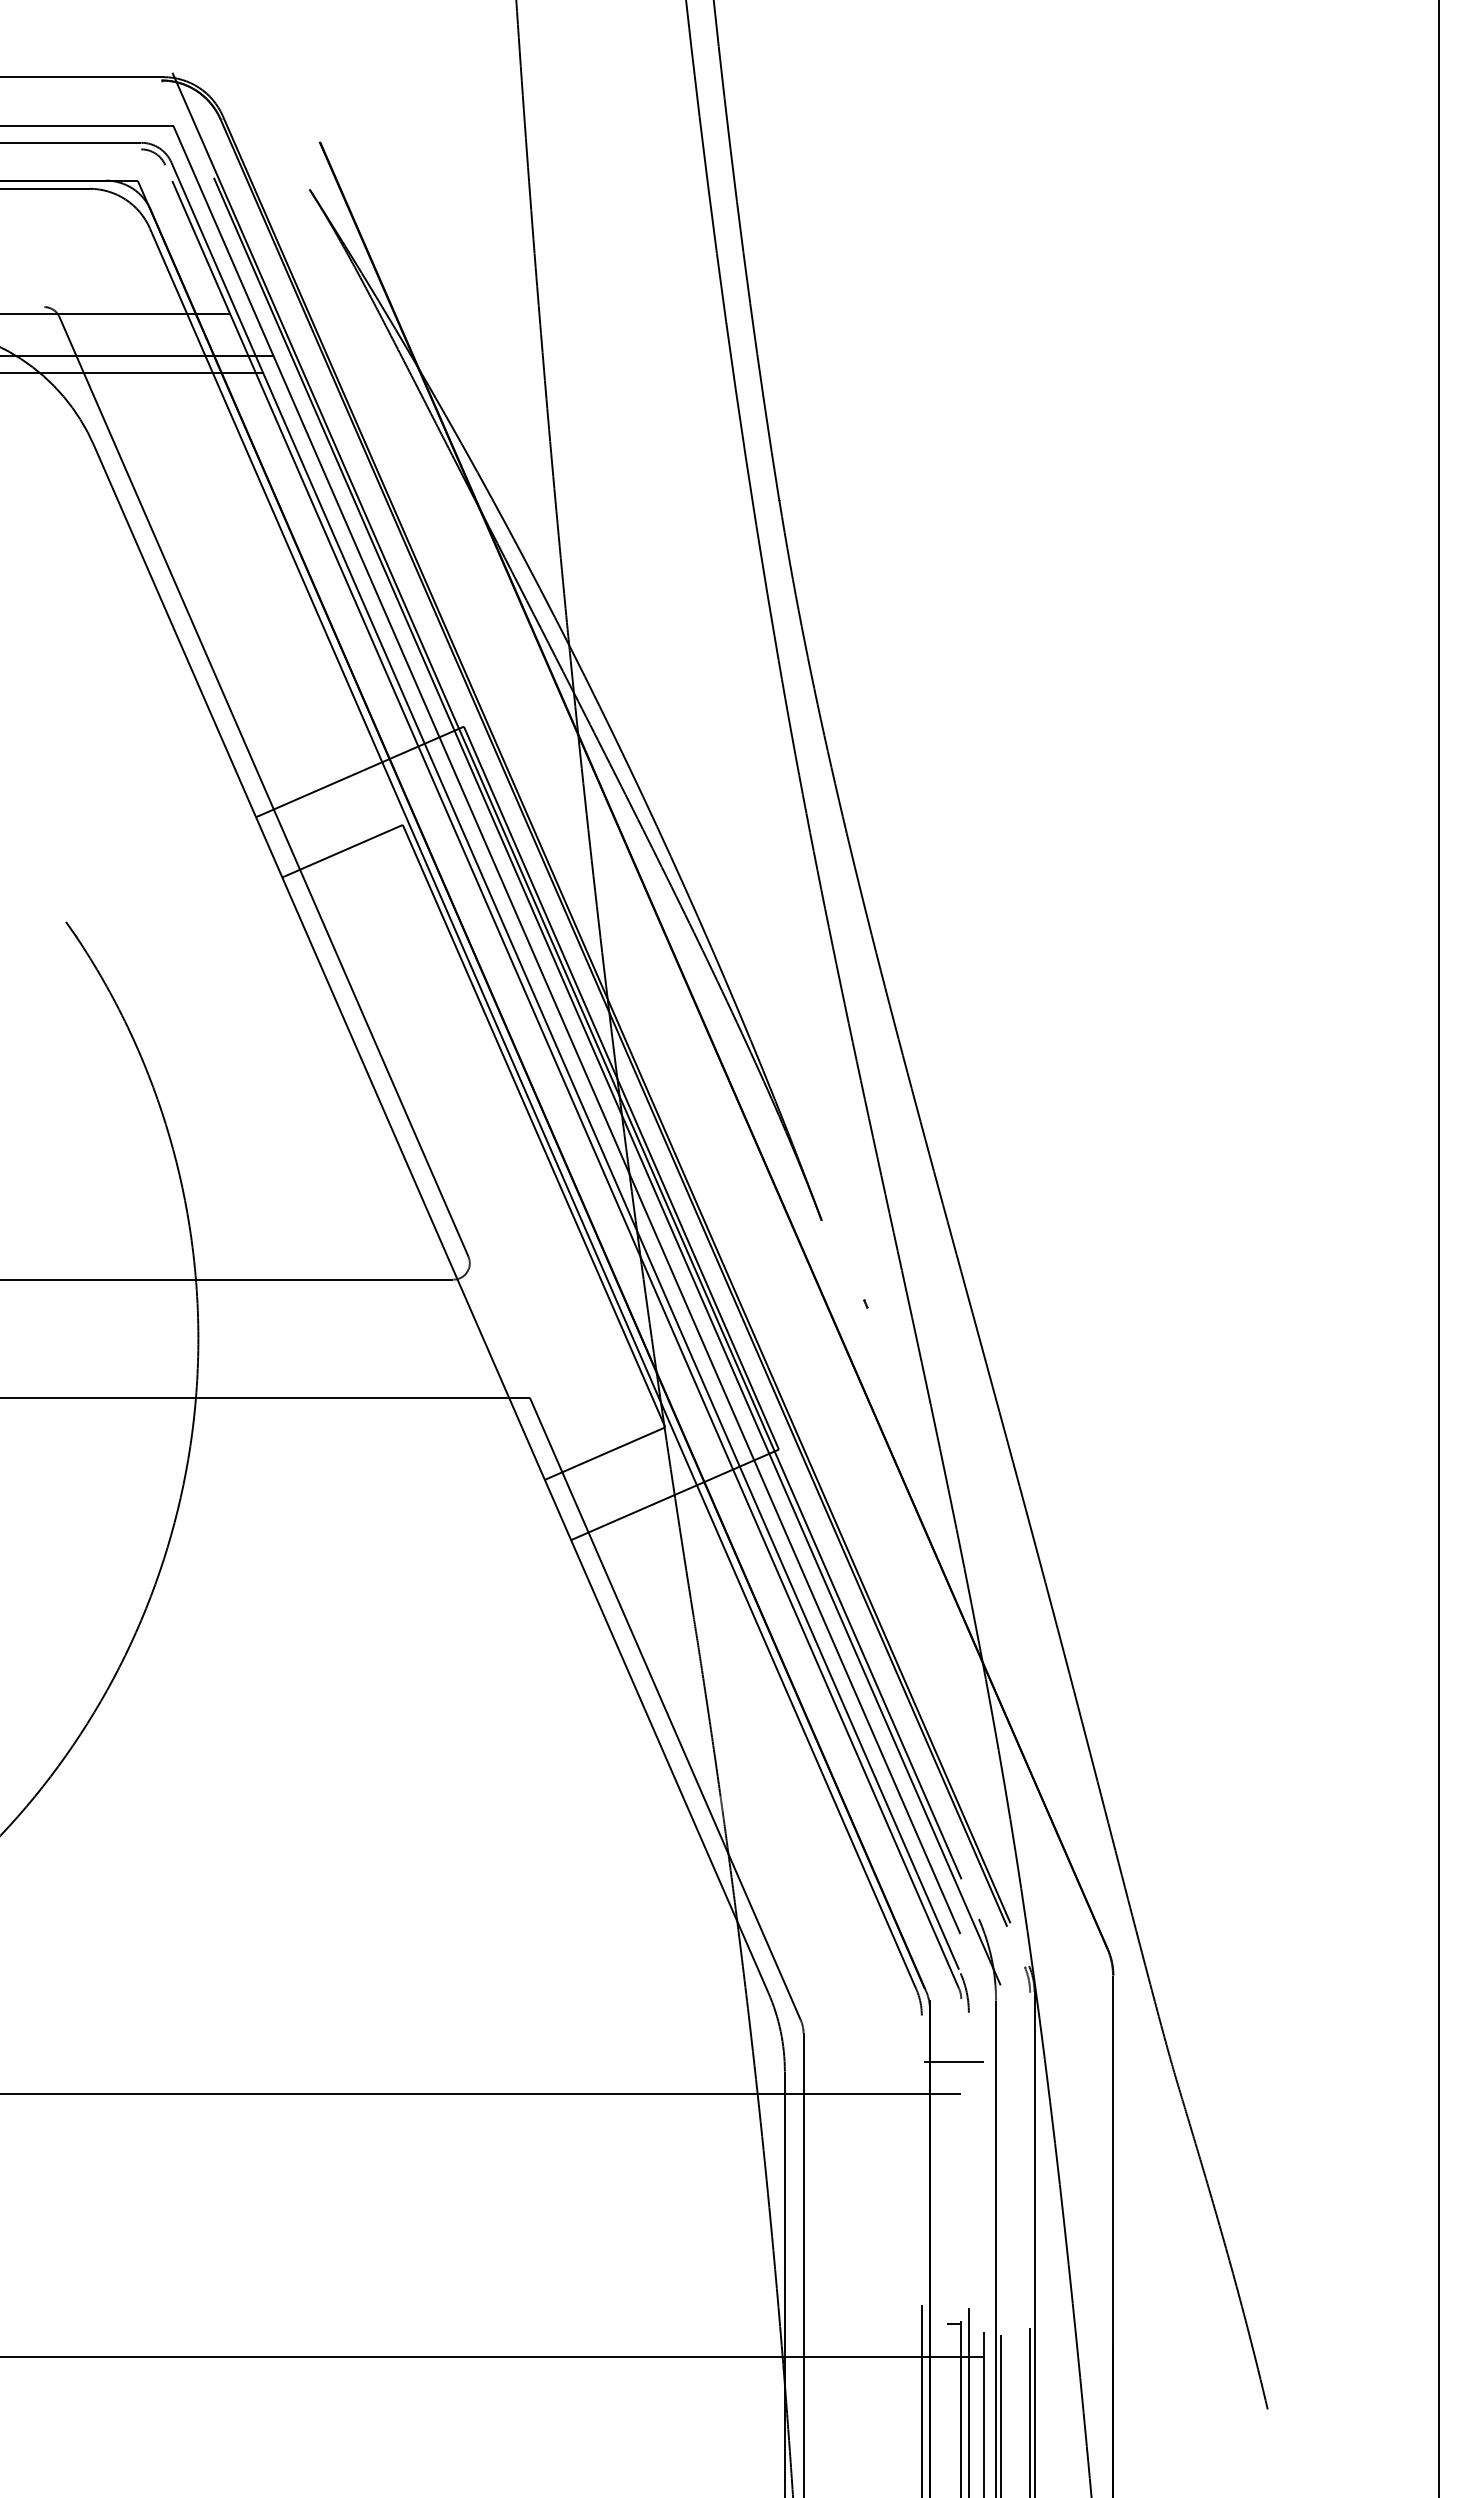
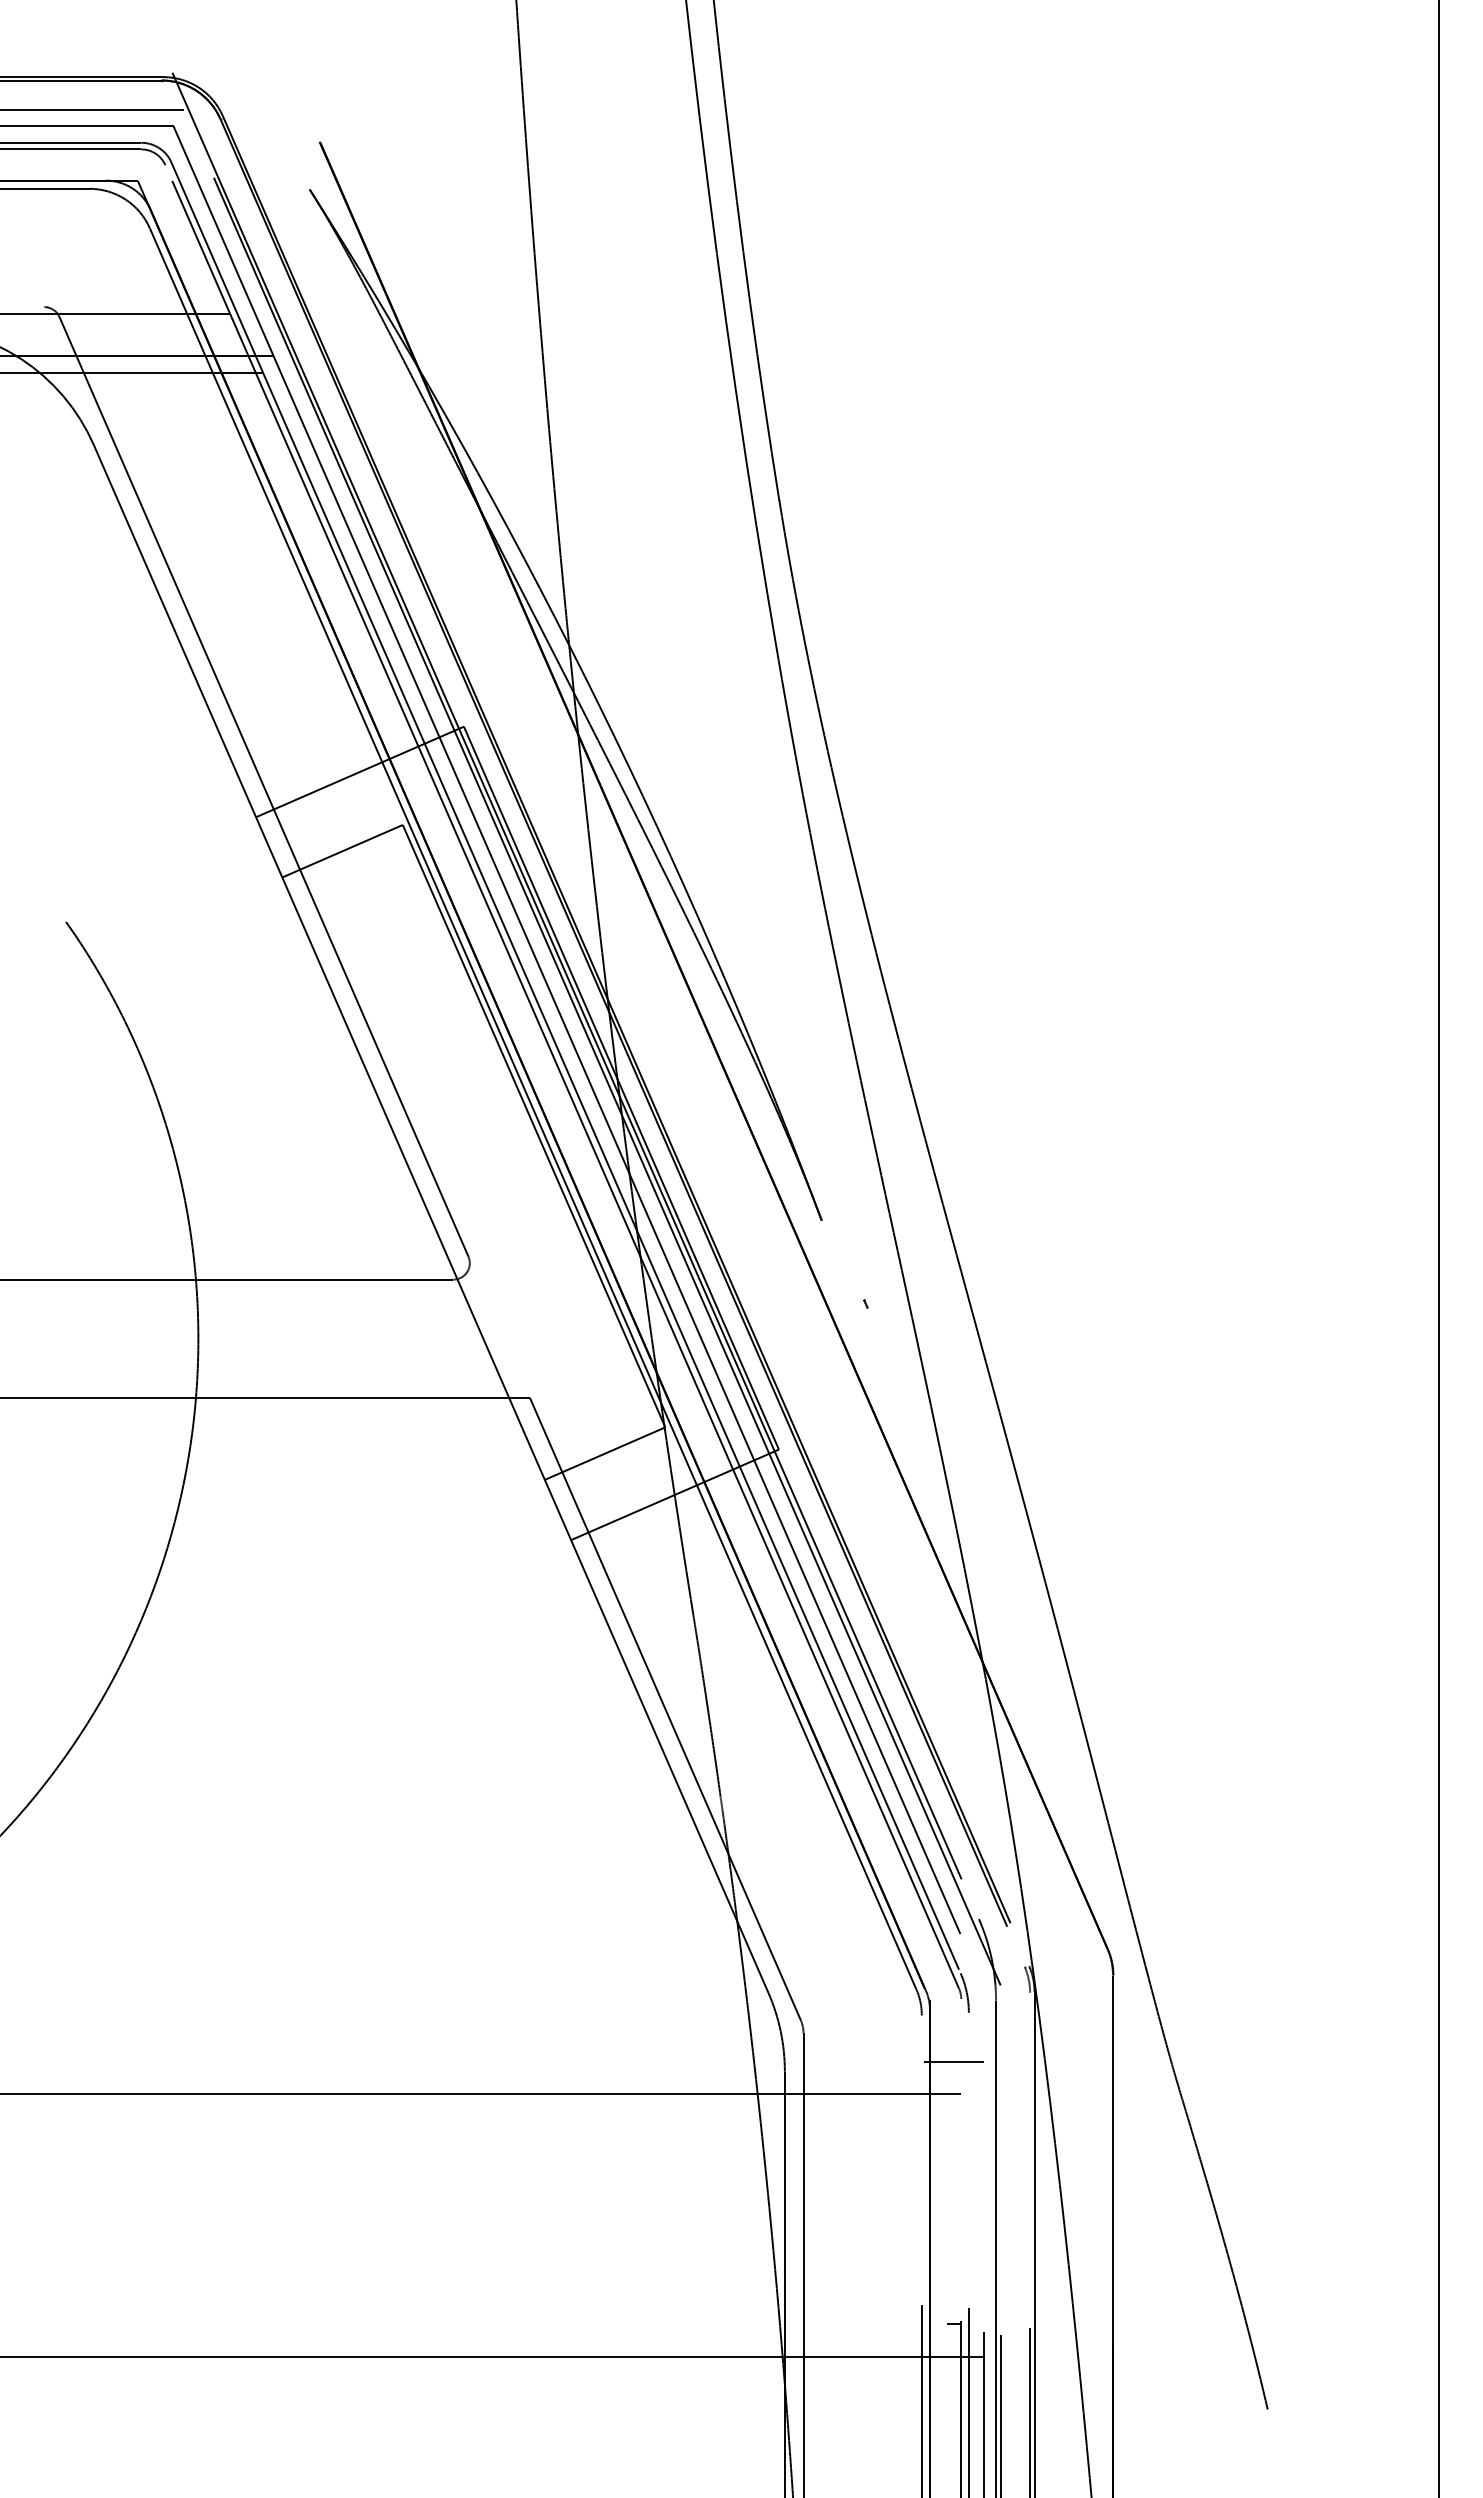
line: none -> present (81, 80)
line: none -> present (93, 109)
line: none -> present (71, 149)
